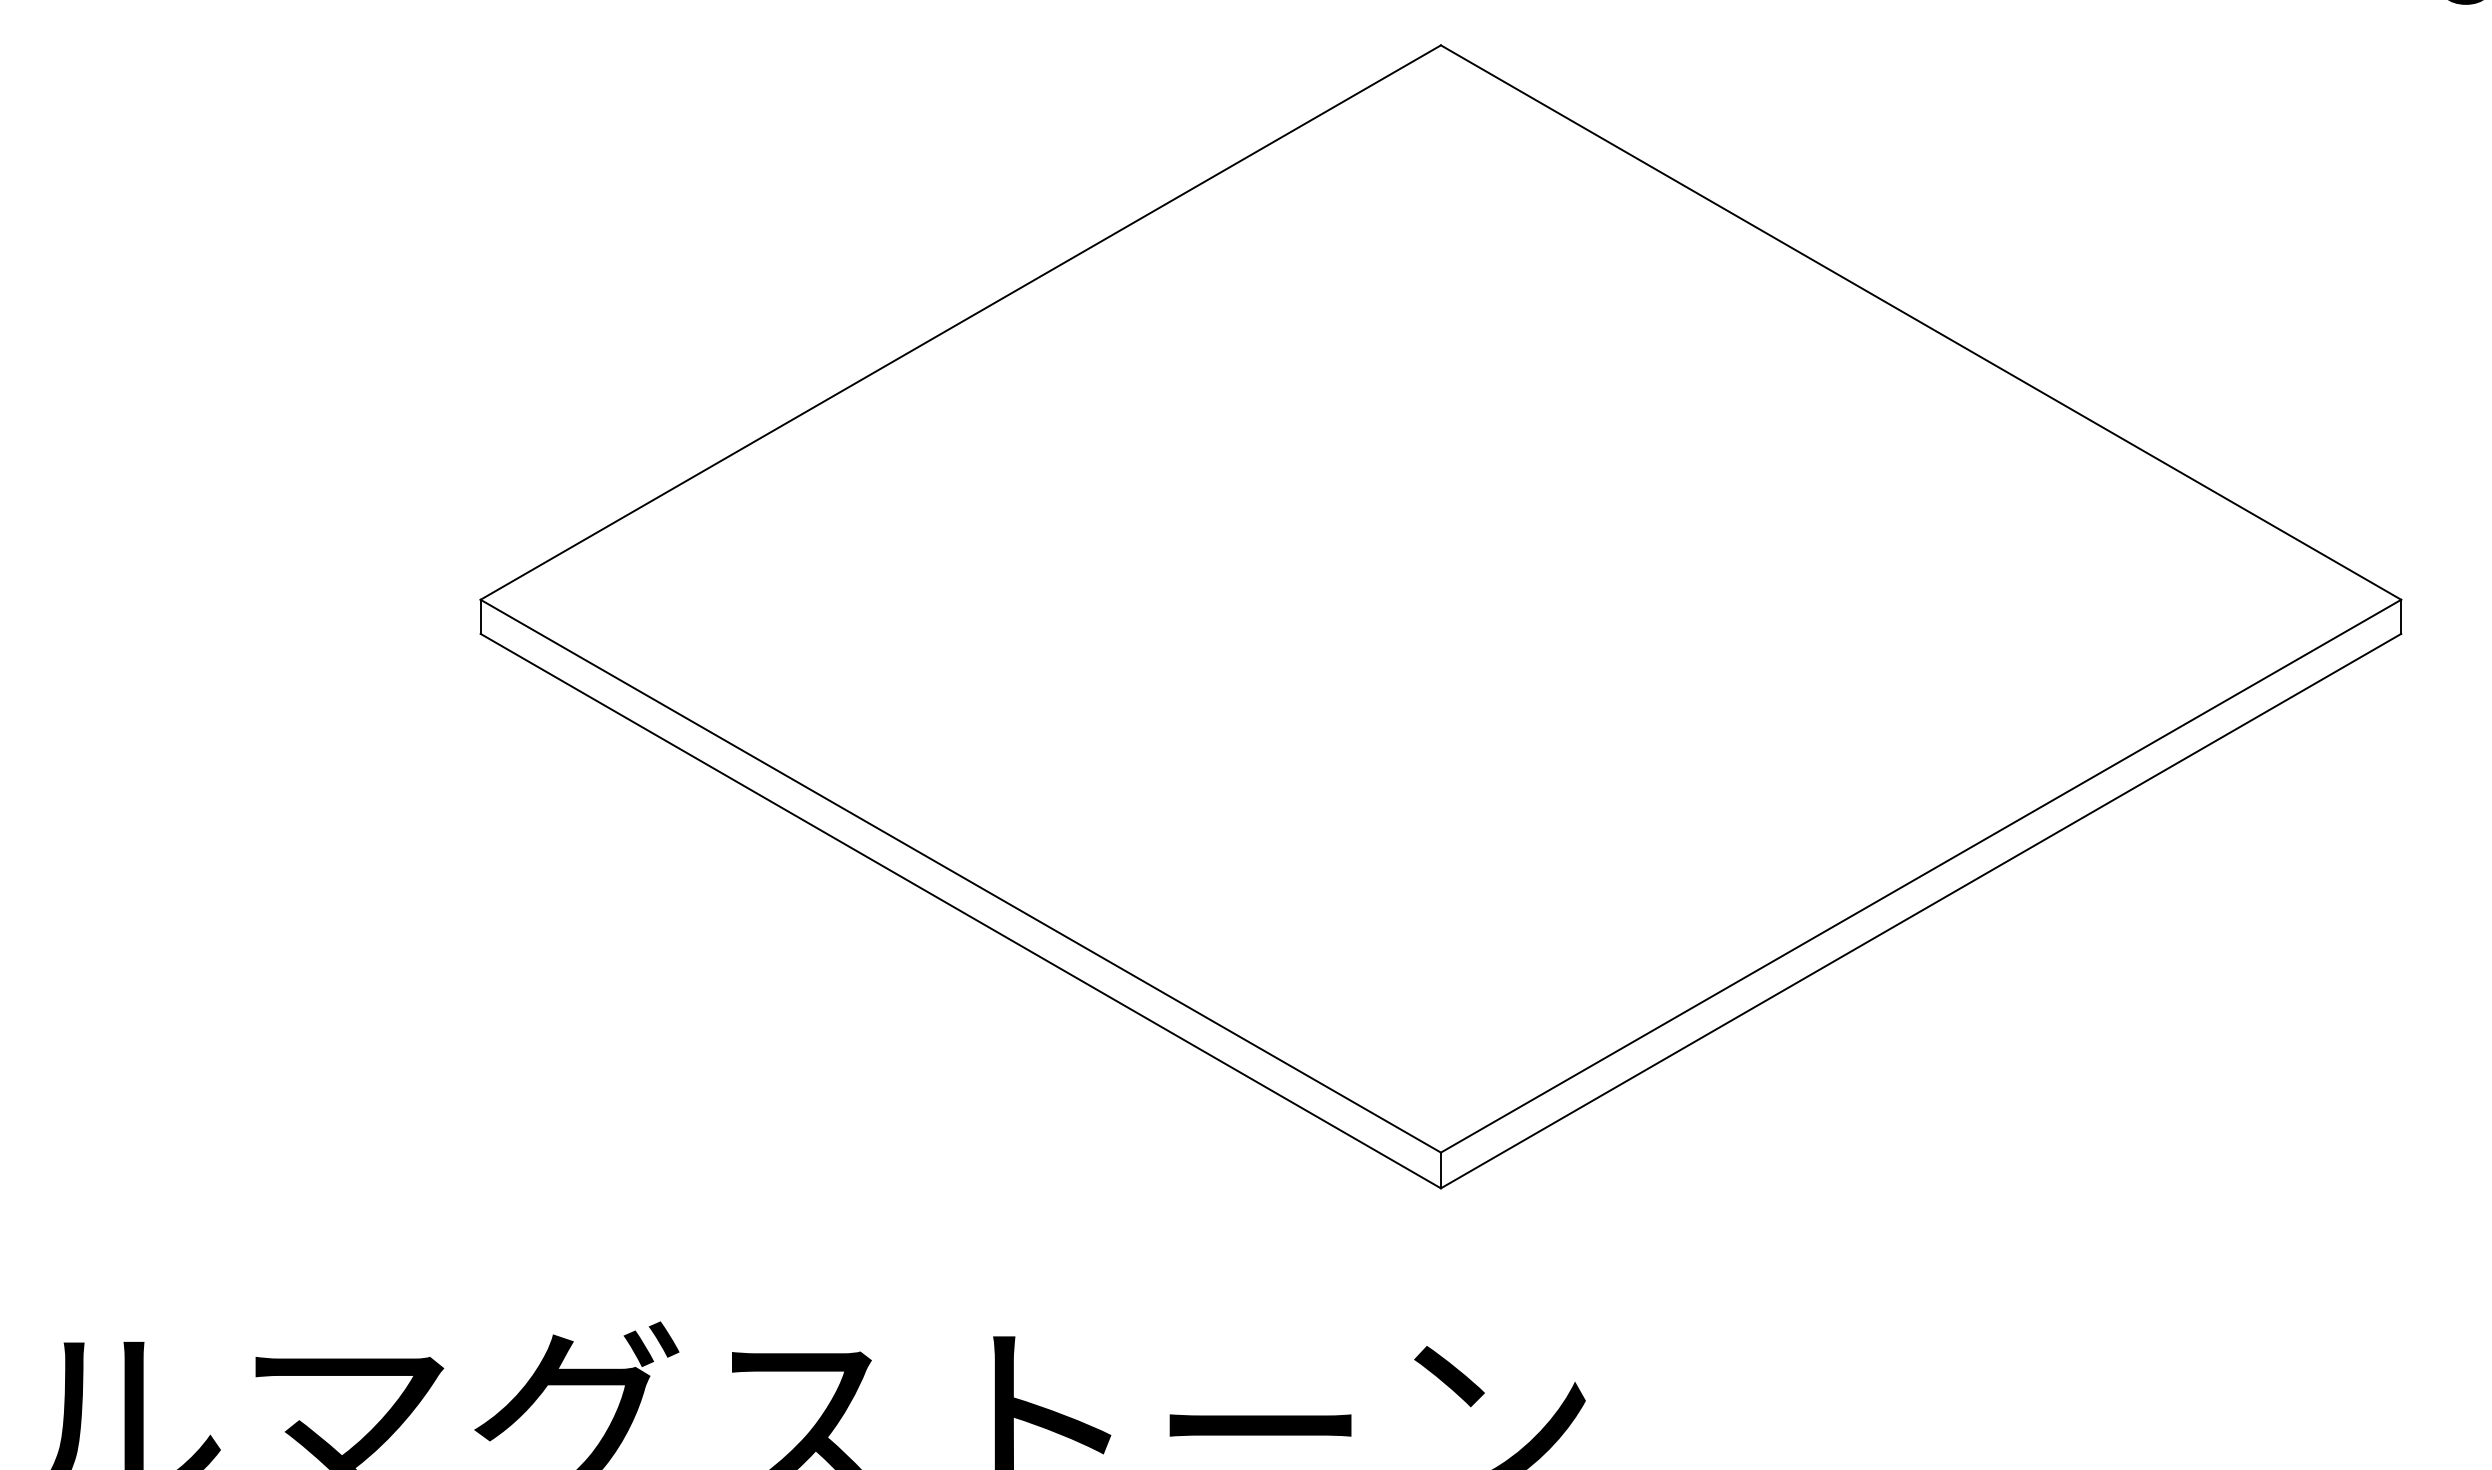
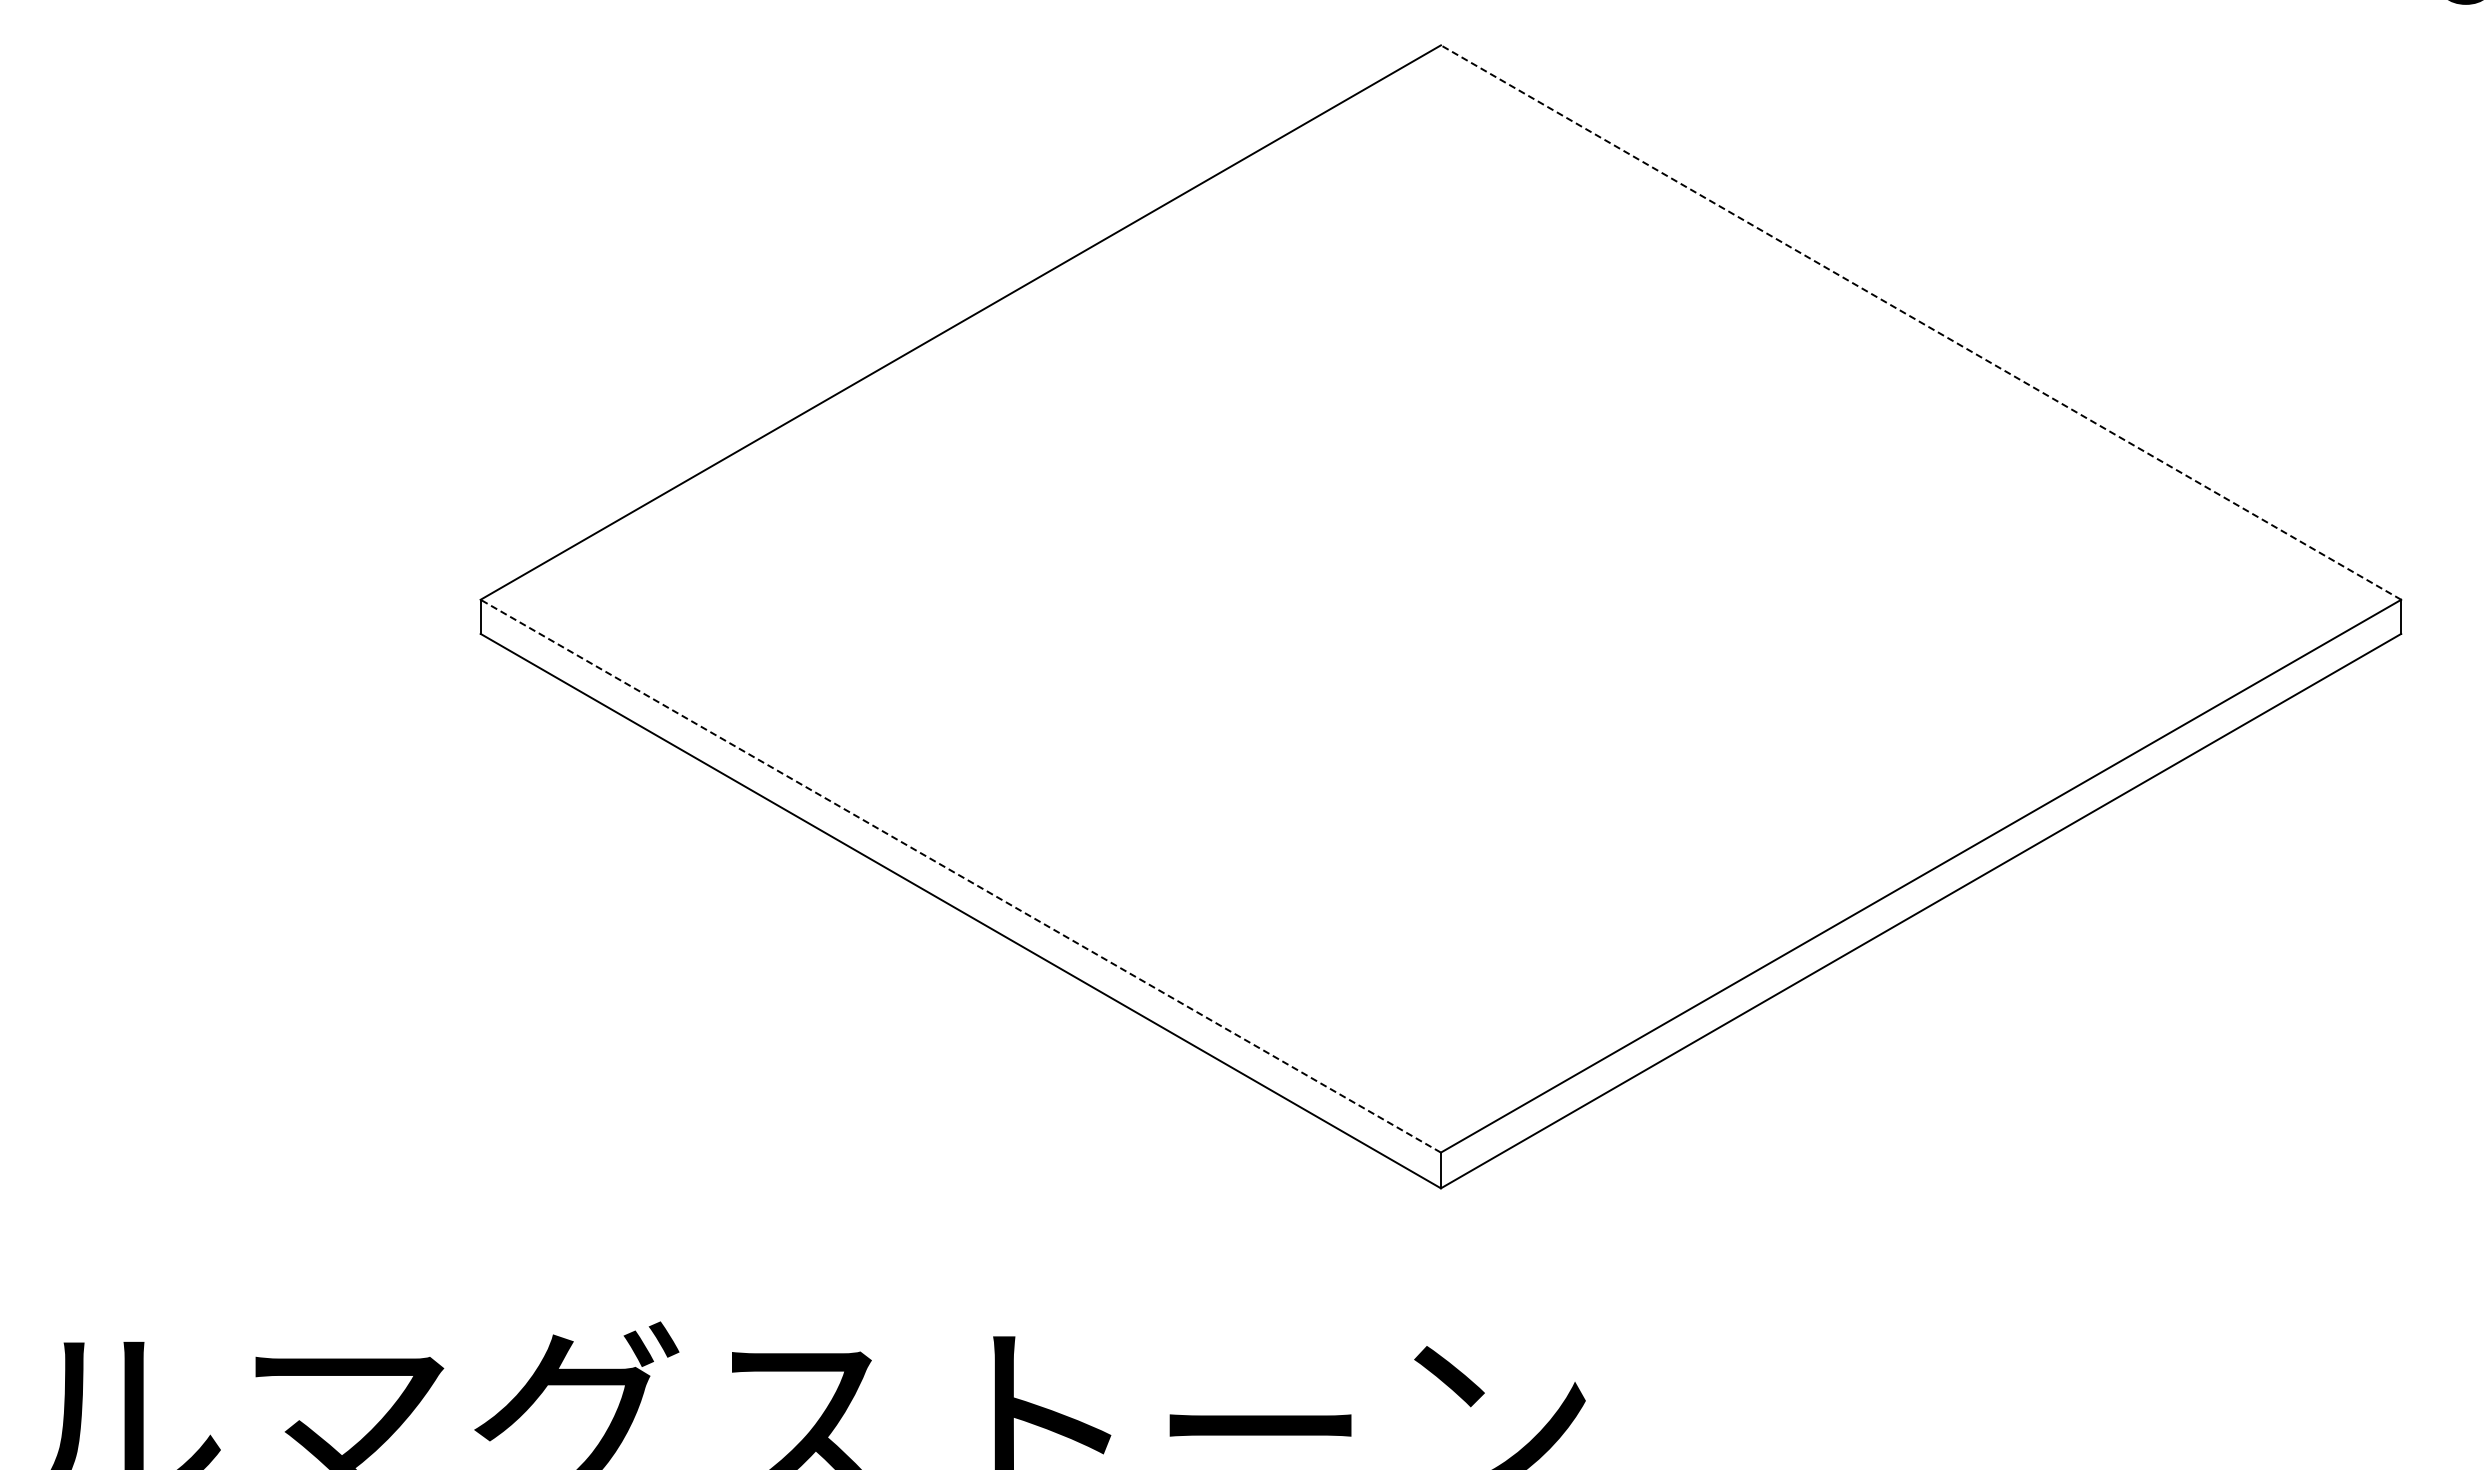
line: solid -> dashed (1920, 322)
line: solid -> dashed (960, 875)
